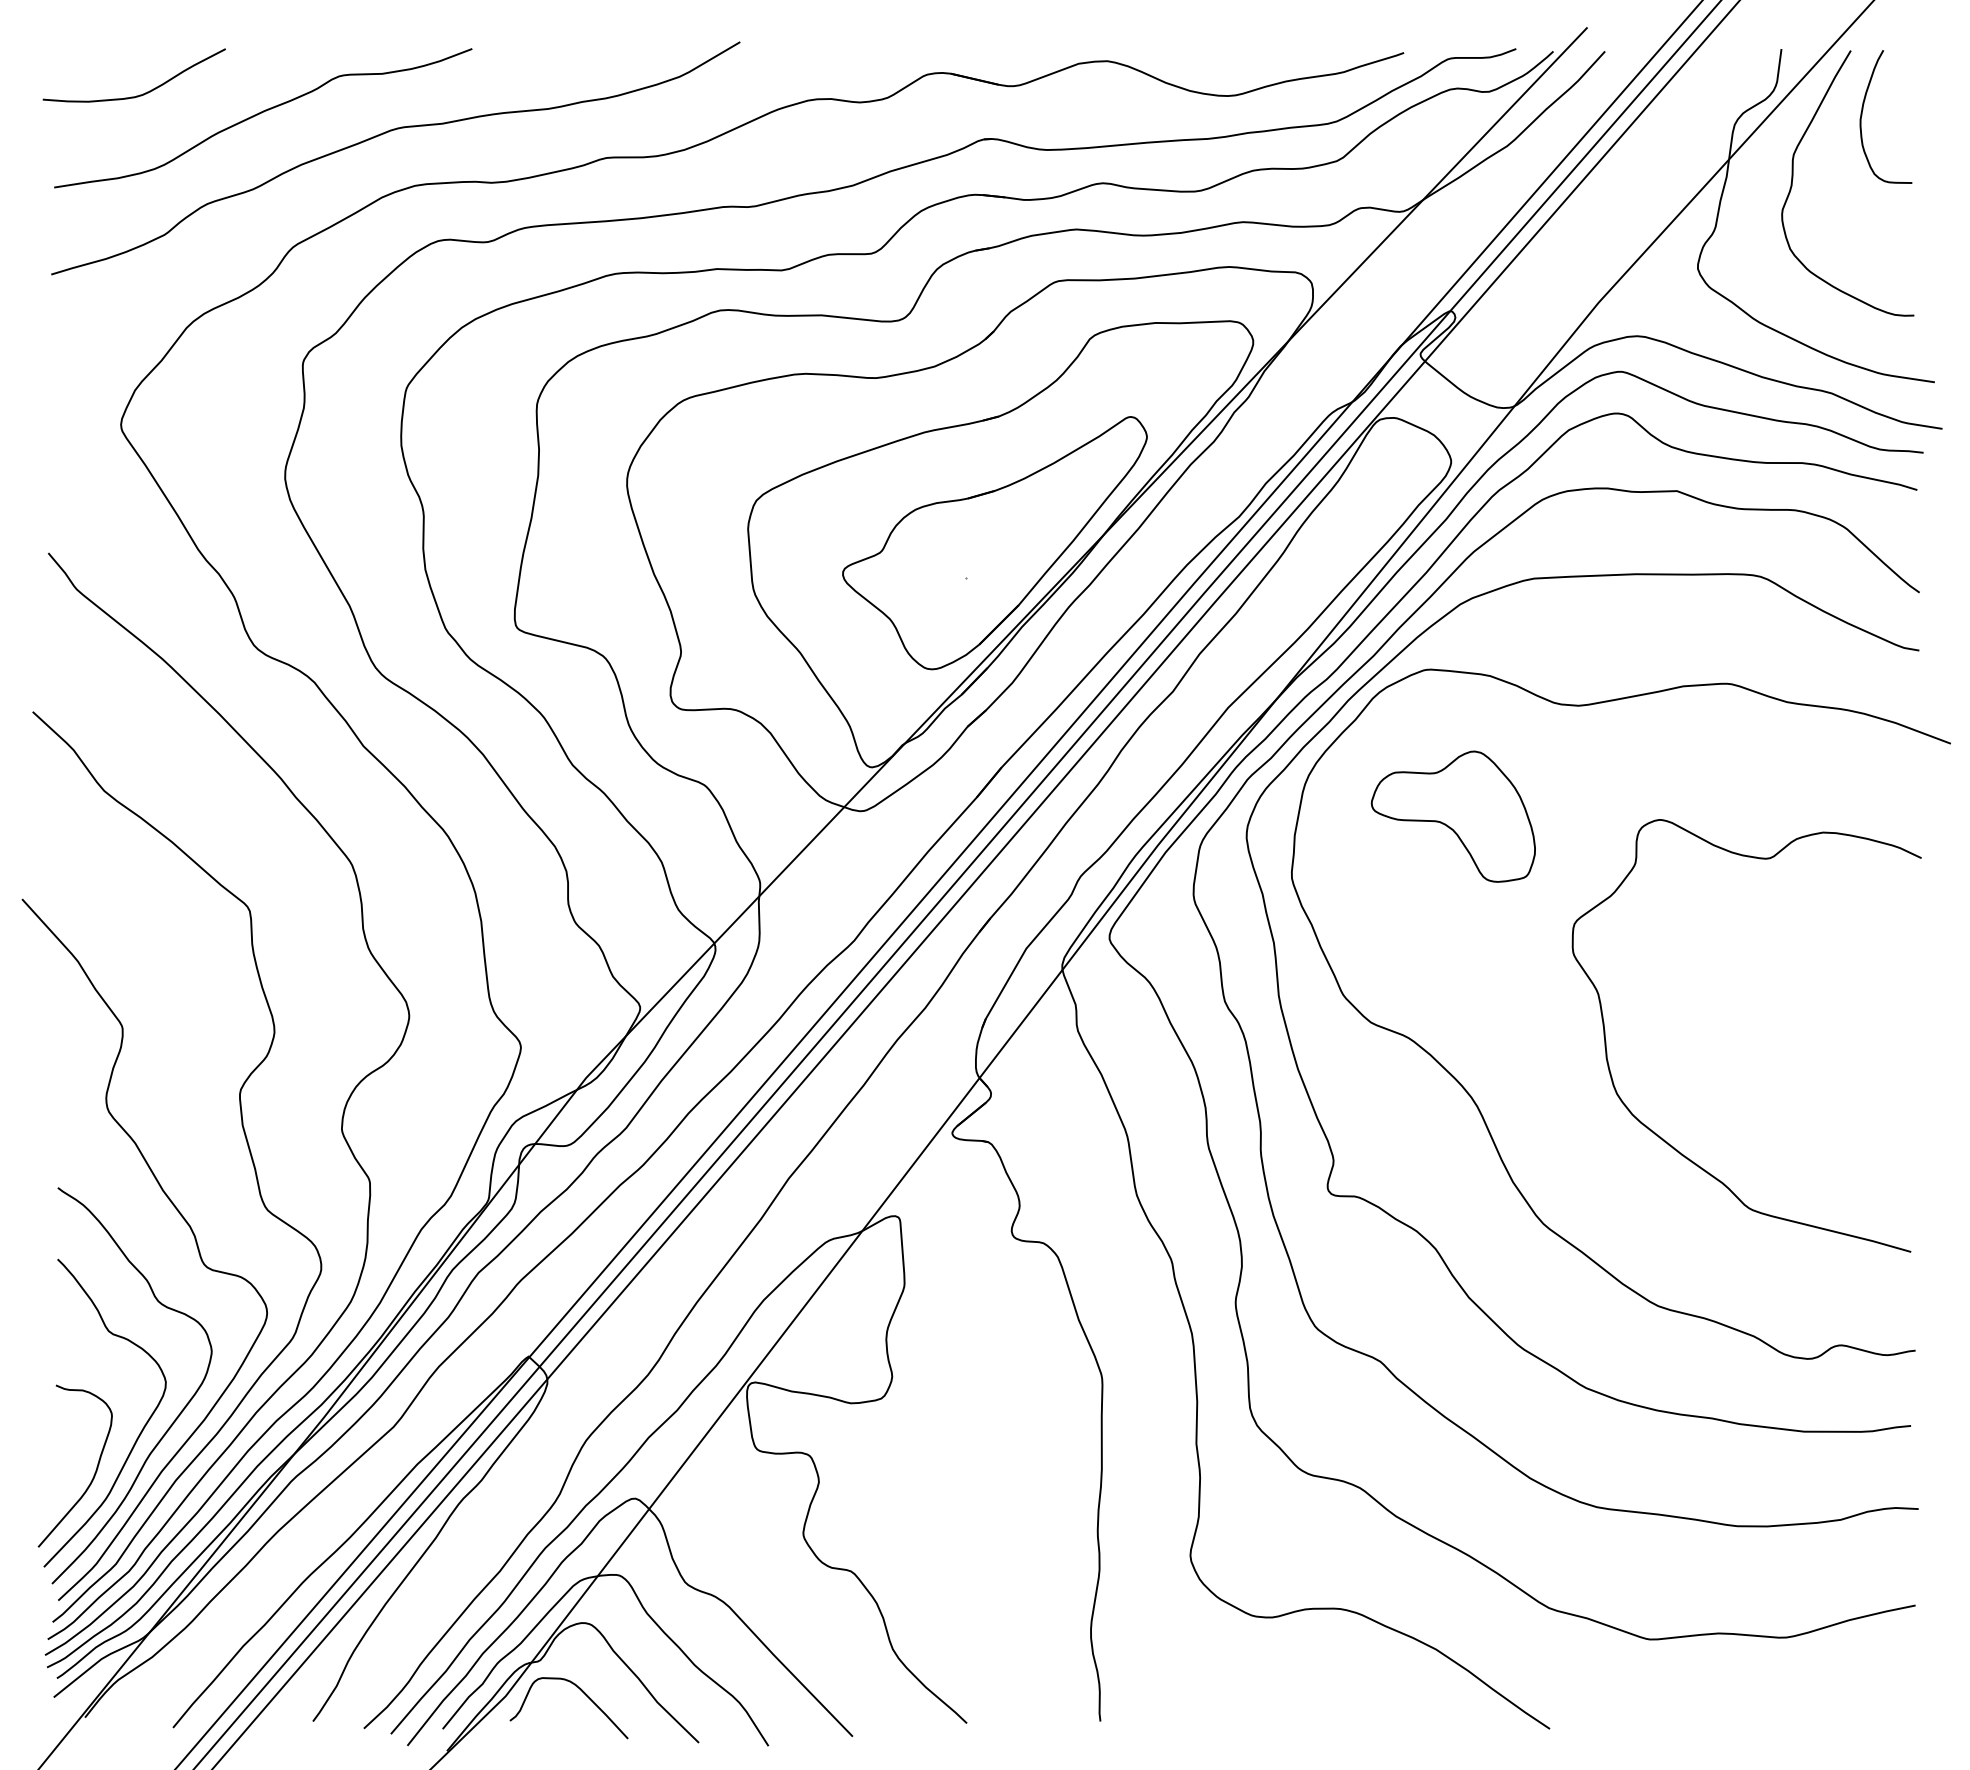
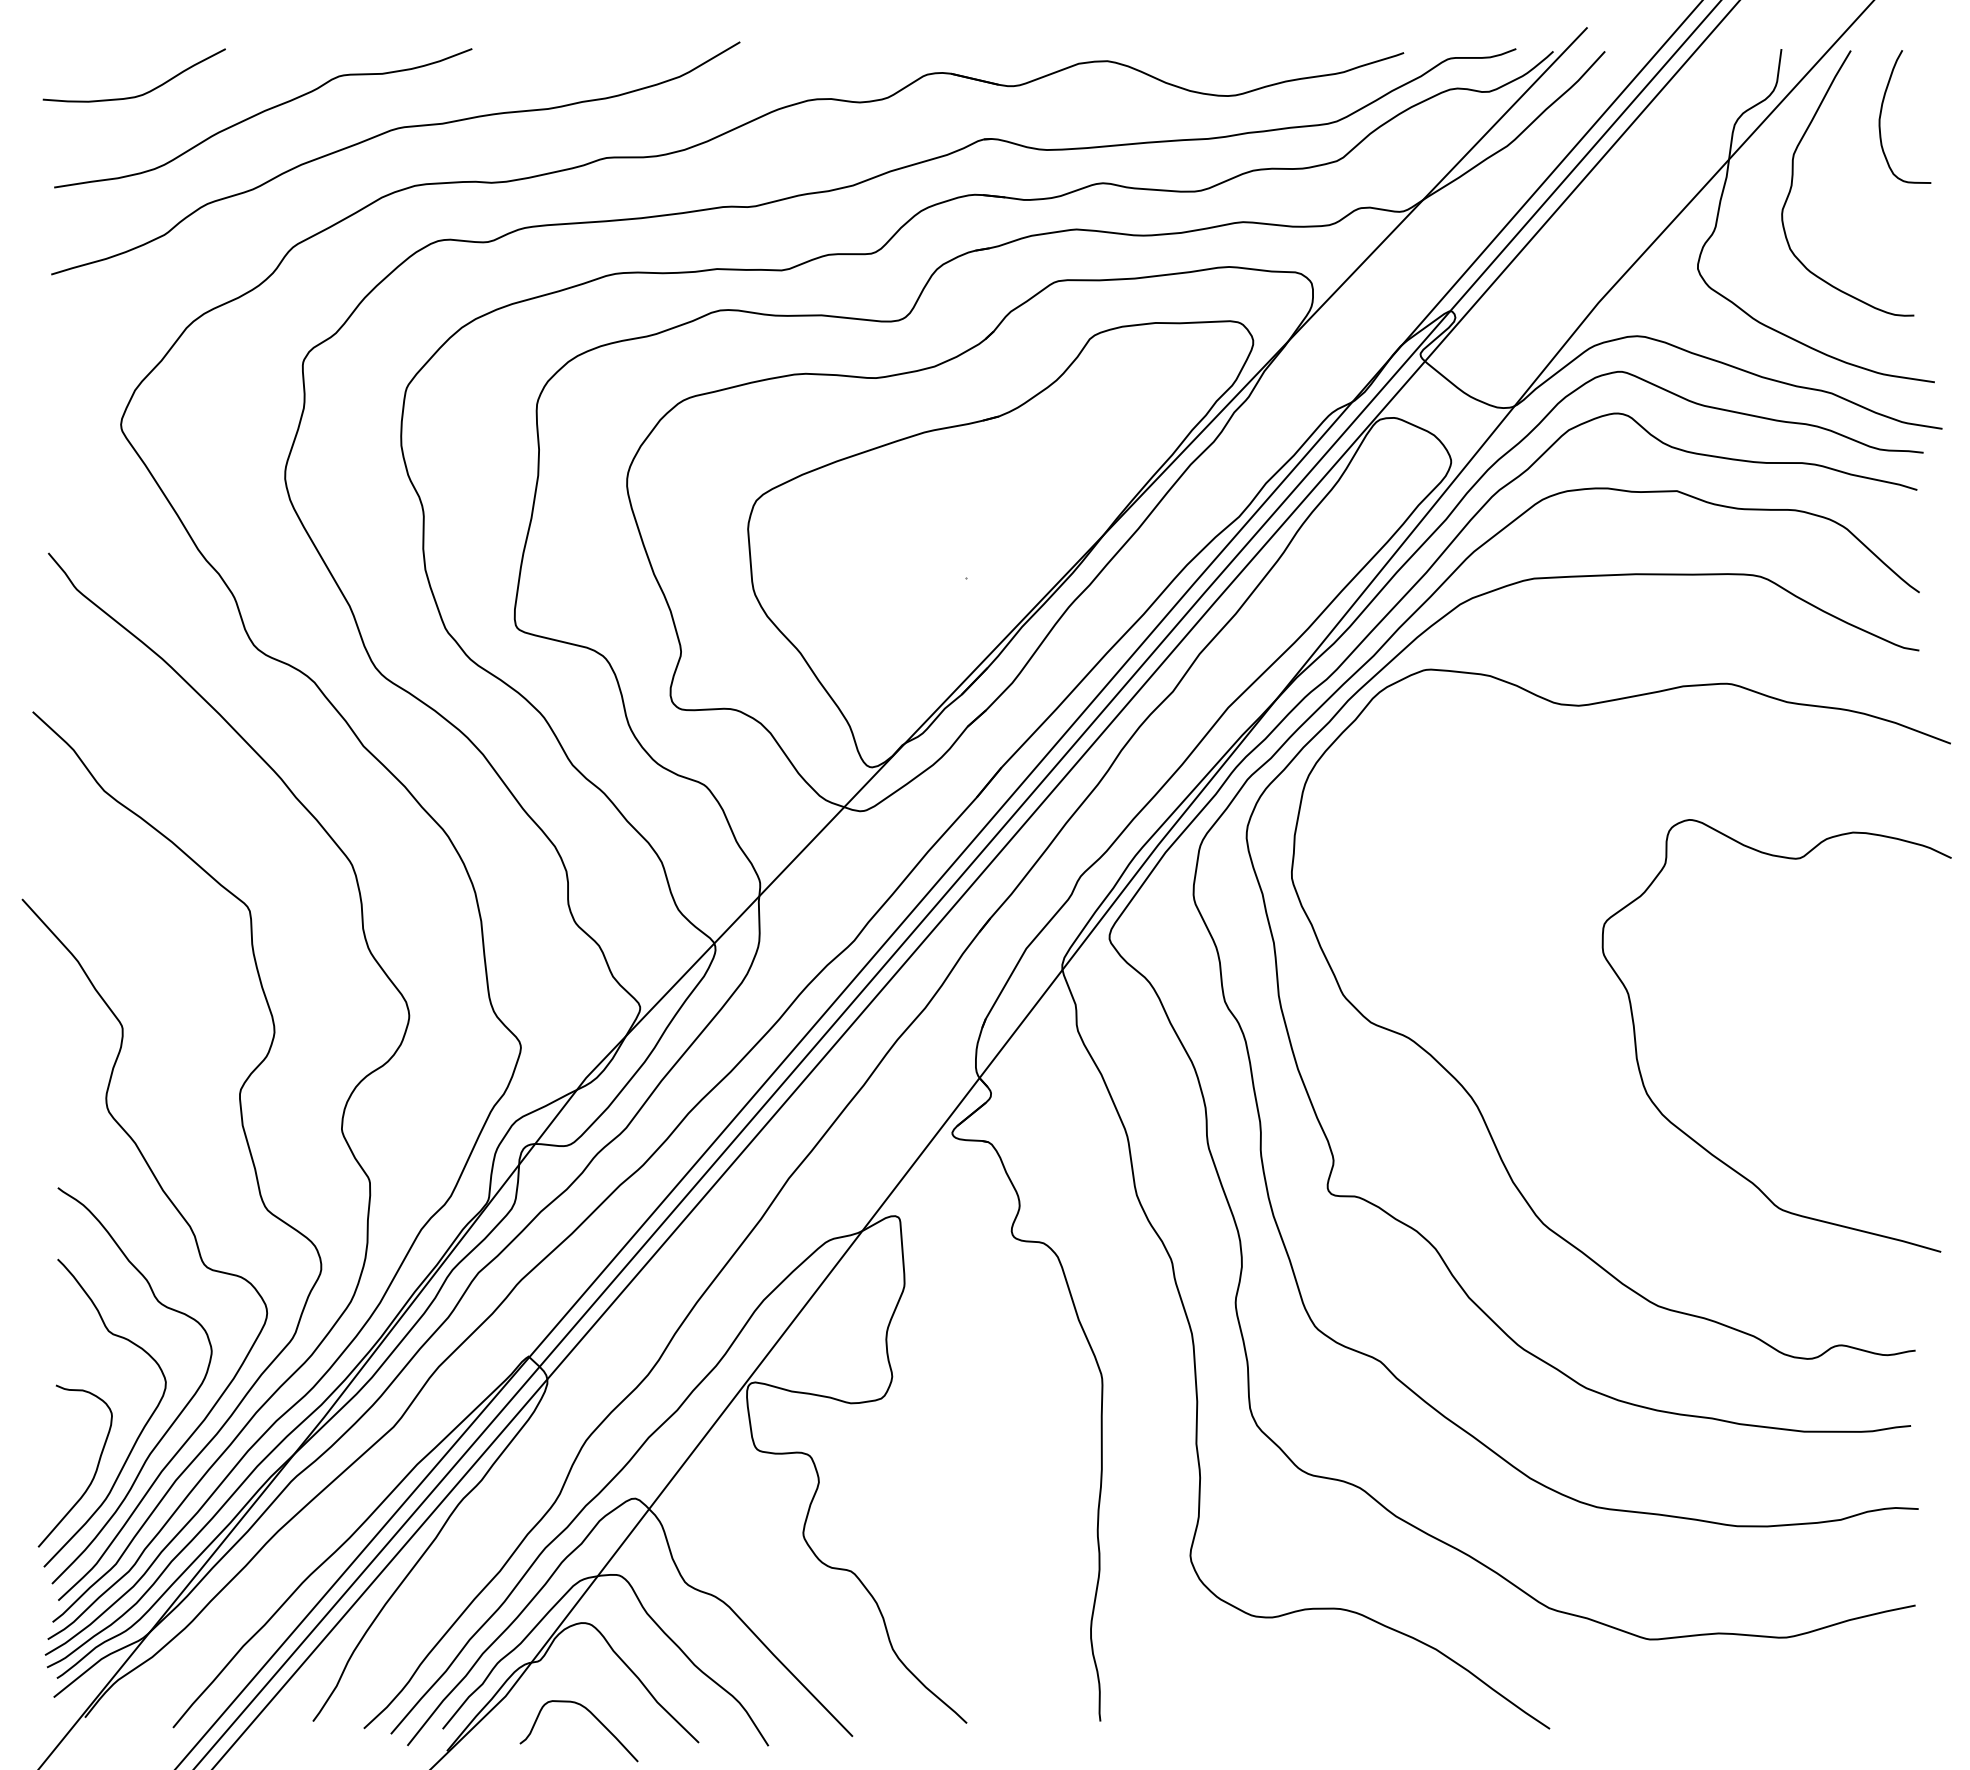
curve position: (1863, 110) -> (1882, 110) (1882, 110)
part: present -> none (994, 543)
part: present -> none (1452, 816)
curve position: (1668, 1142) -> (1698, 1142) (1698, 1142)
curve position: (583, 1693) -> (593, 1716) (593, 1716)
